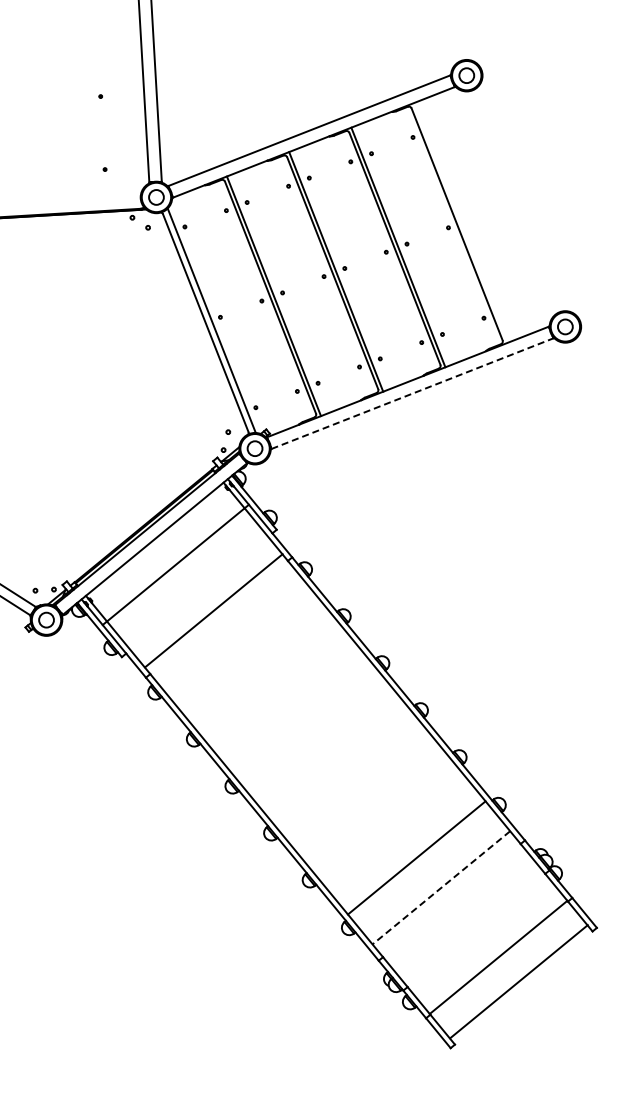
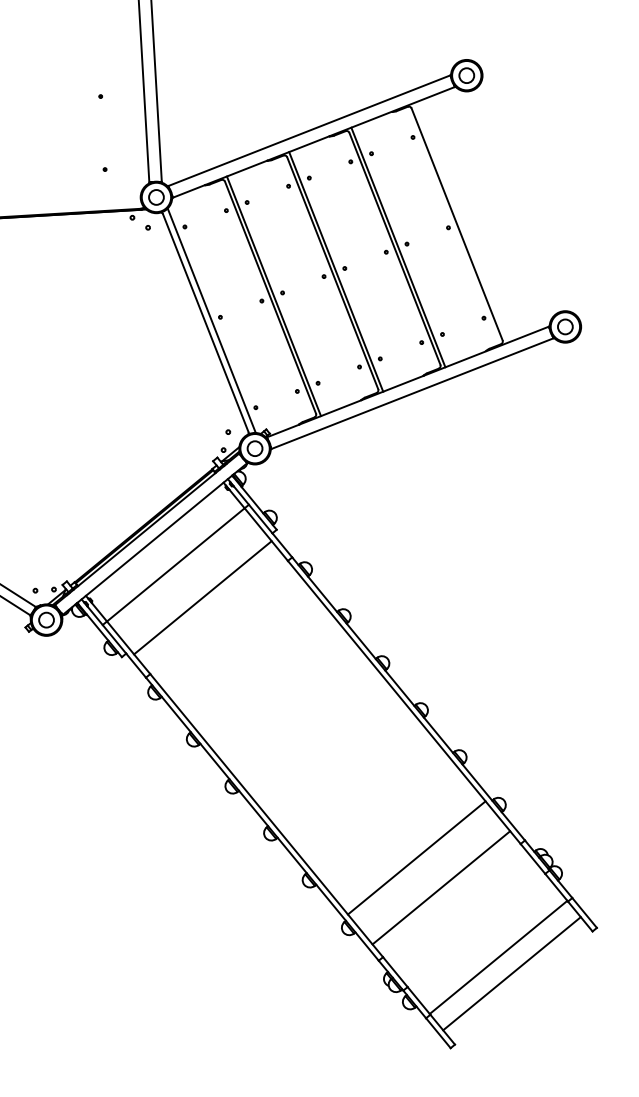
line: dashed -> solid (412, 393)
line position: (213, 610) -> (202, 597) (202, 597)
line: dashed -> solid (440, 888)
line position: (518, 981) -> (511, 973) (511, 973)
